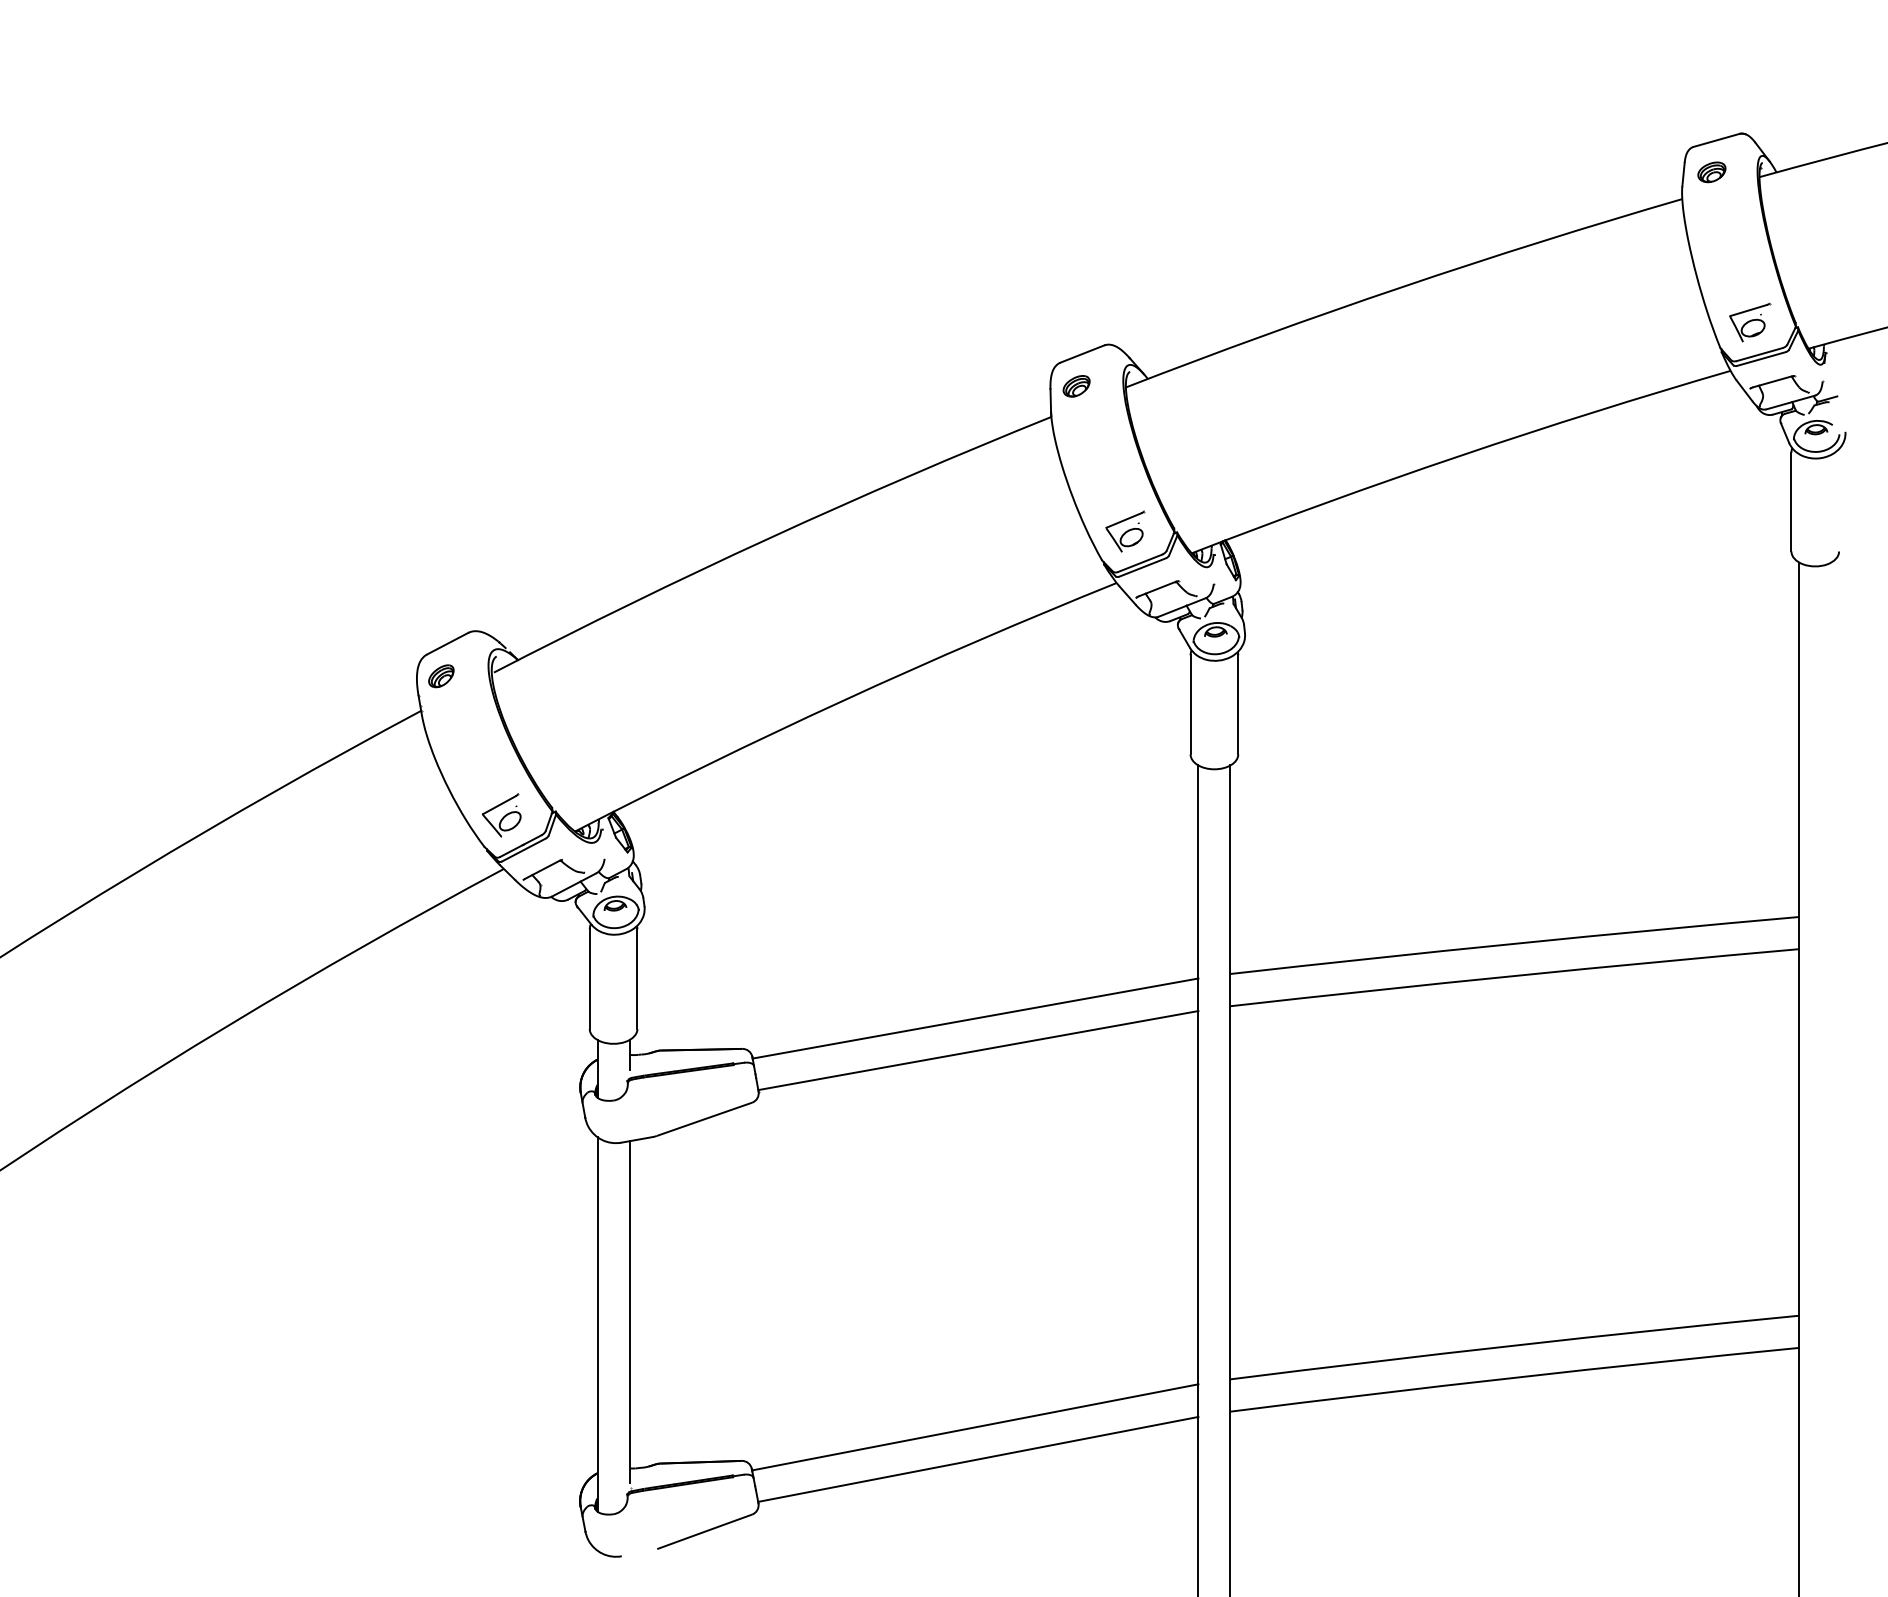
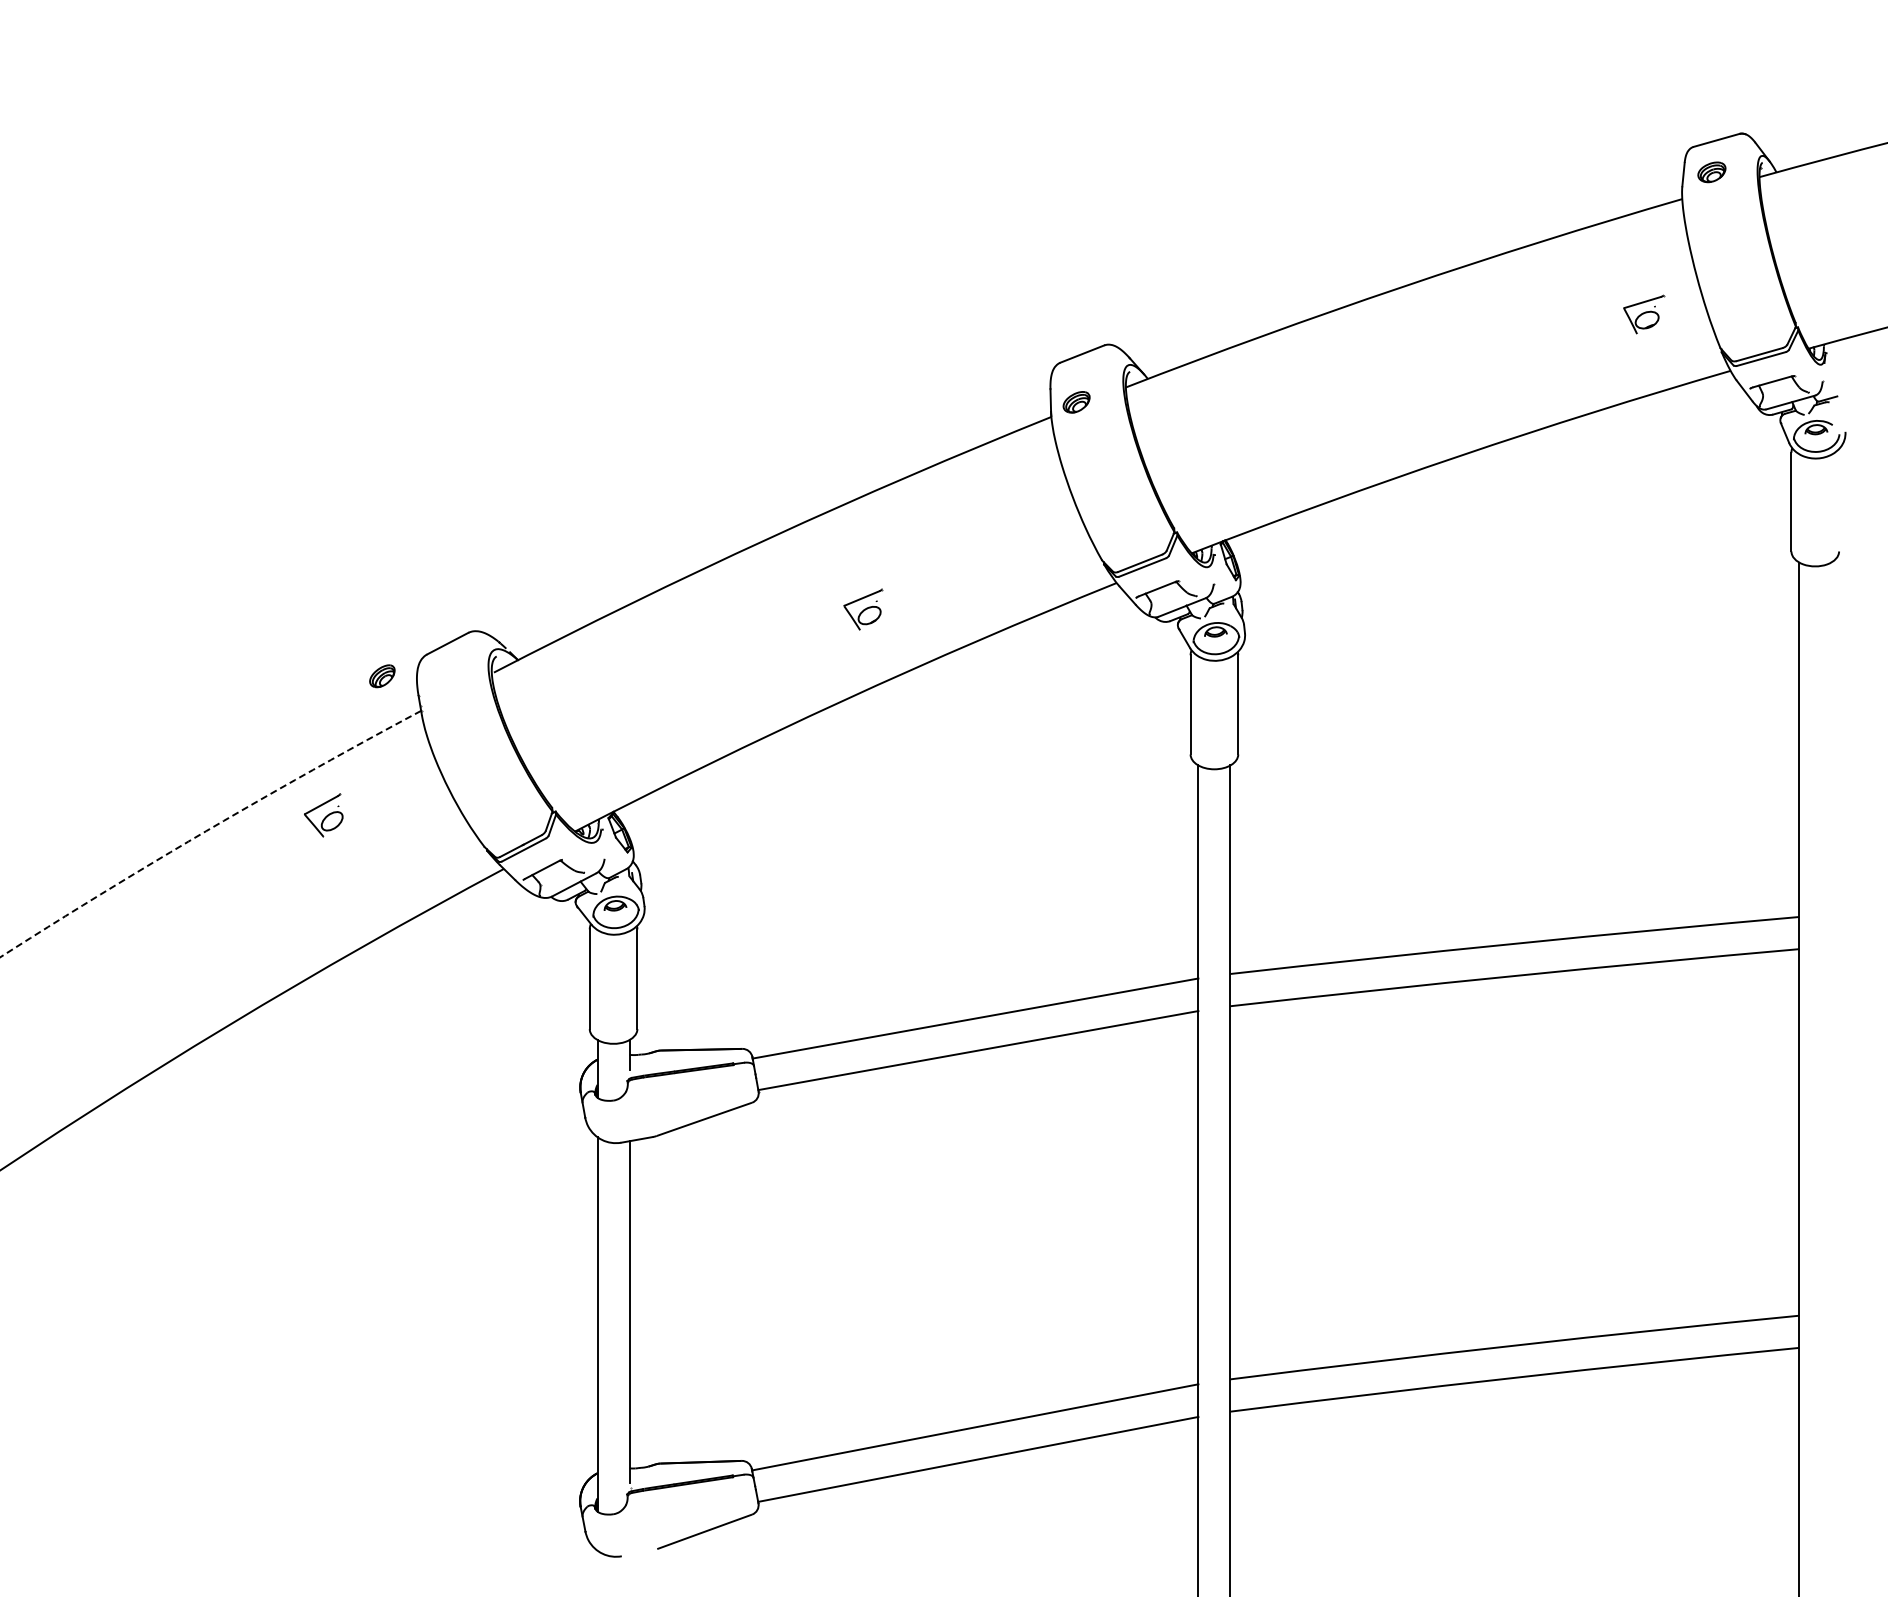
part position: (1750, 322) -> (1644, 314) (1644, 314)
part position: (1076, 386) -> (1076, 402) (1076, 402)
part position: (1125, 531) -> (863, 609) (863, 609)
part position: (441, 676) -> (382, 676) (382, 676)
part position: (501, 815) -> (323, 815) (323, 815)
line: solid -> dashed (207, 830)
